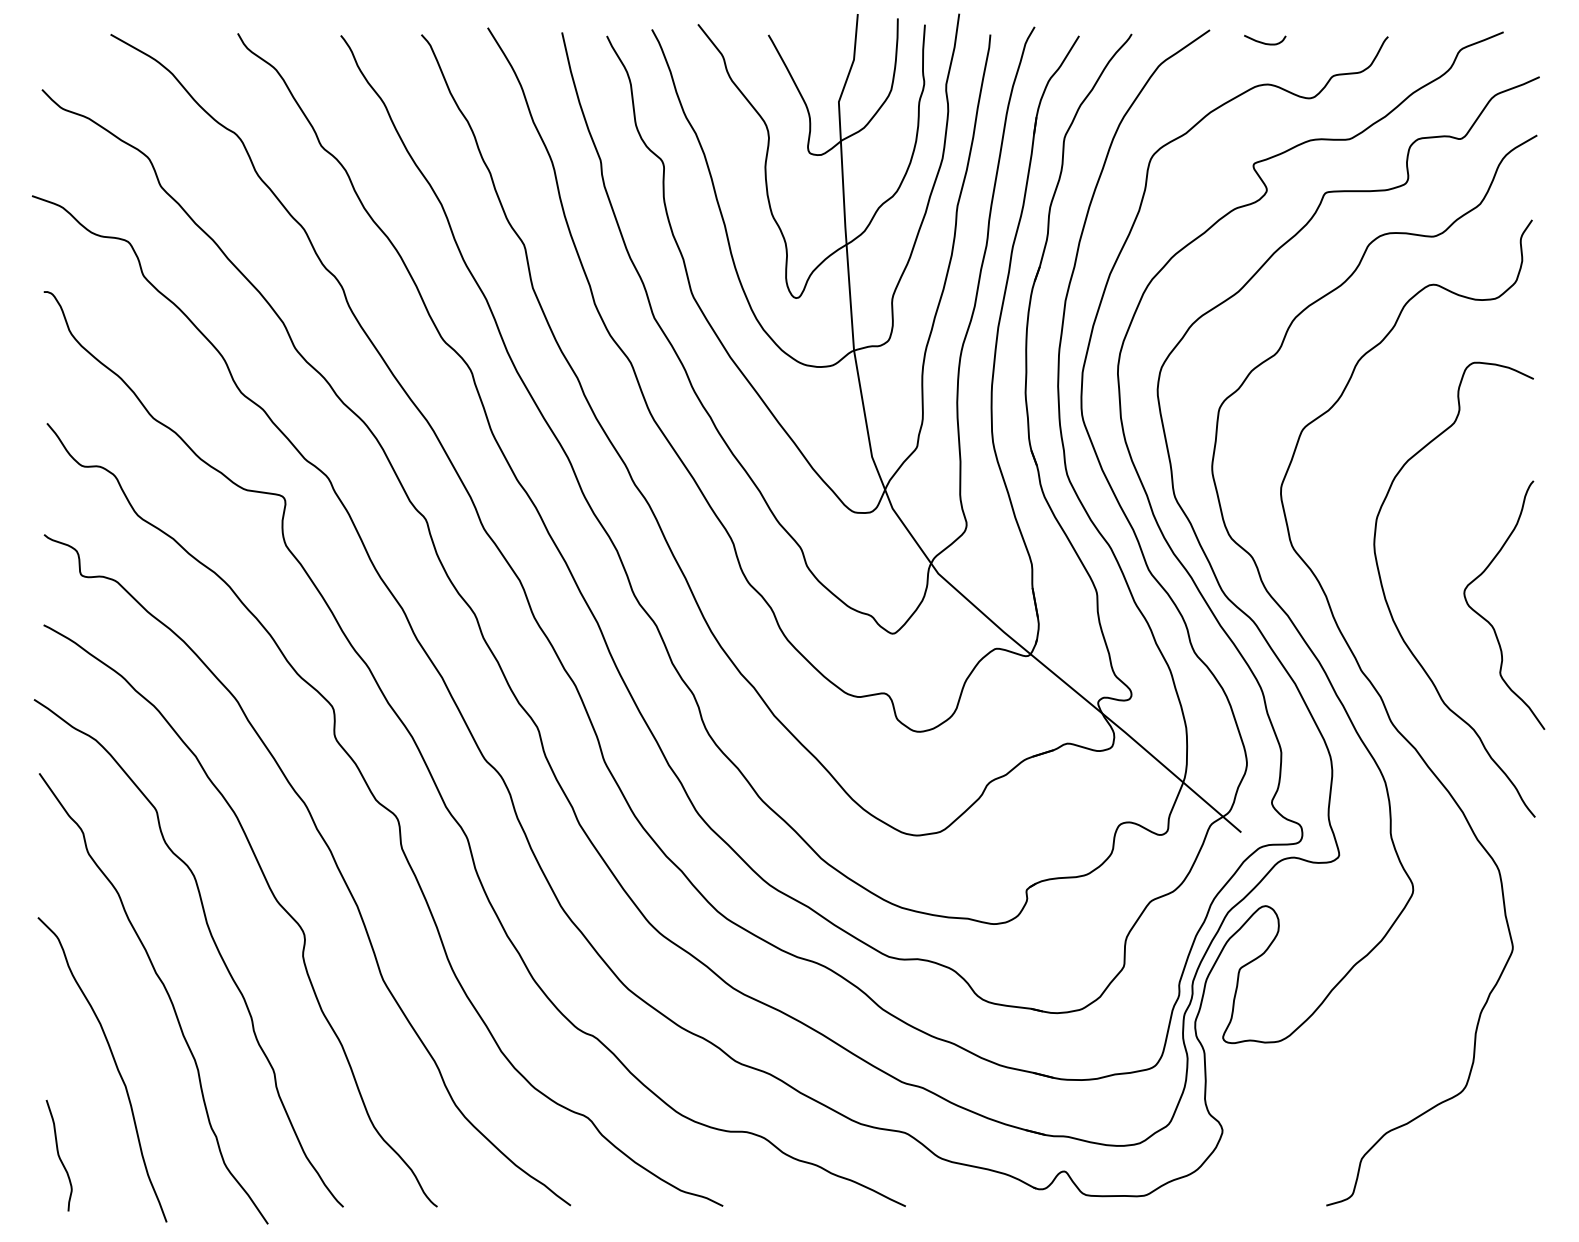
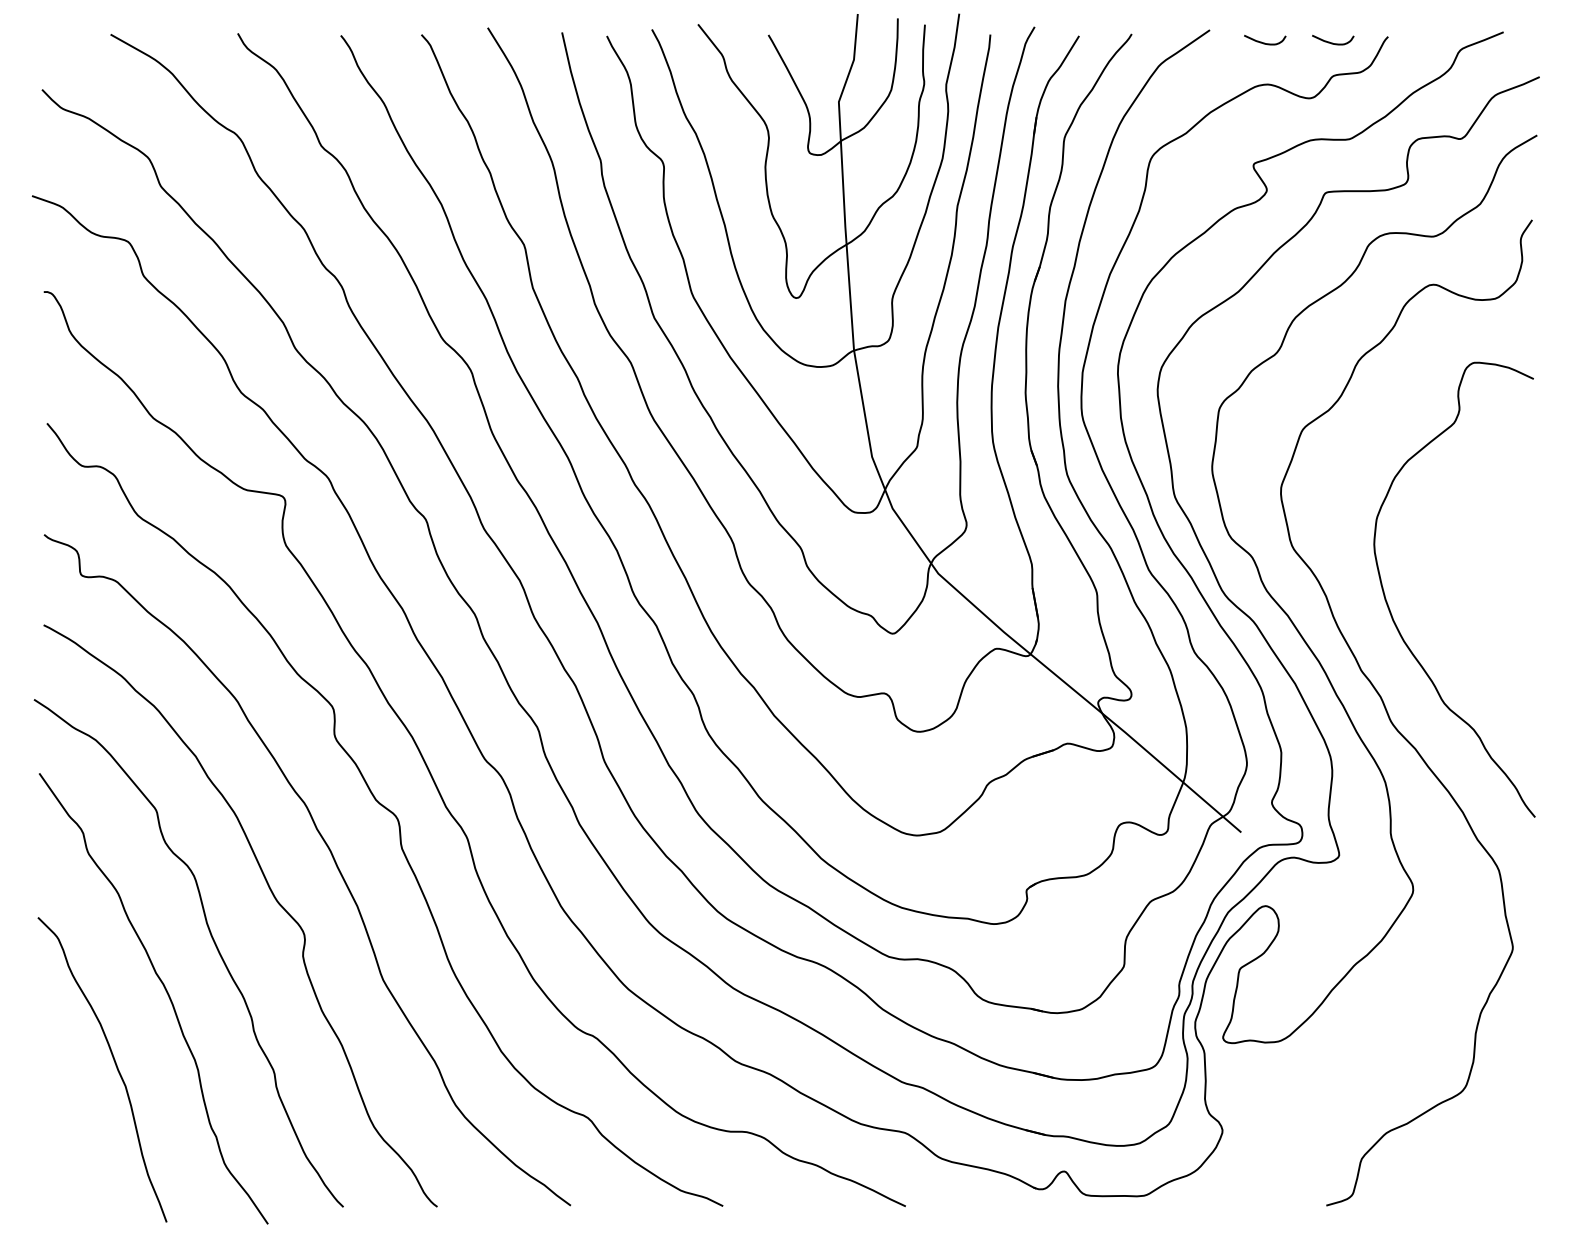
curve: none -> present (1332, 42)
curve: present -> none (1489, 621)
curve: present -> none (58, 1155)
